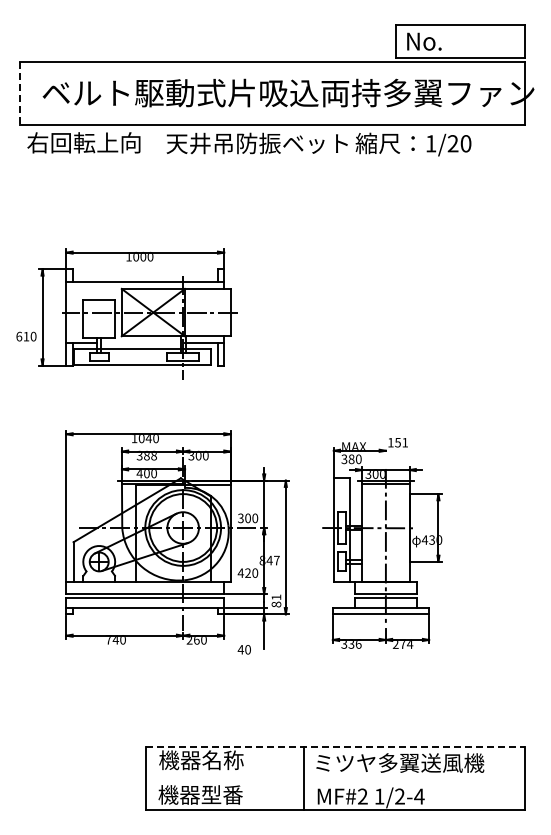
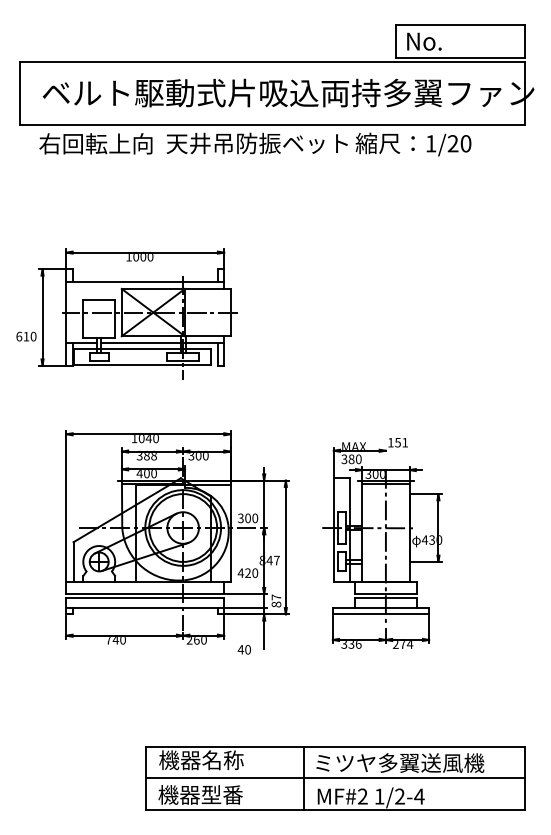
line: dashed -> solid (19, 93)
text position: (83, 142) -> (95, 143) (95, 143)
line: none -> present (140, 343)
text: 81 -> 87 (276, 597)
line: dashed -> solid (336, 746)
line: none -> present (335, 778)
